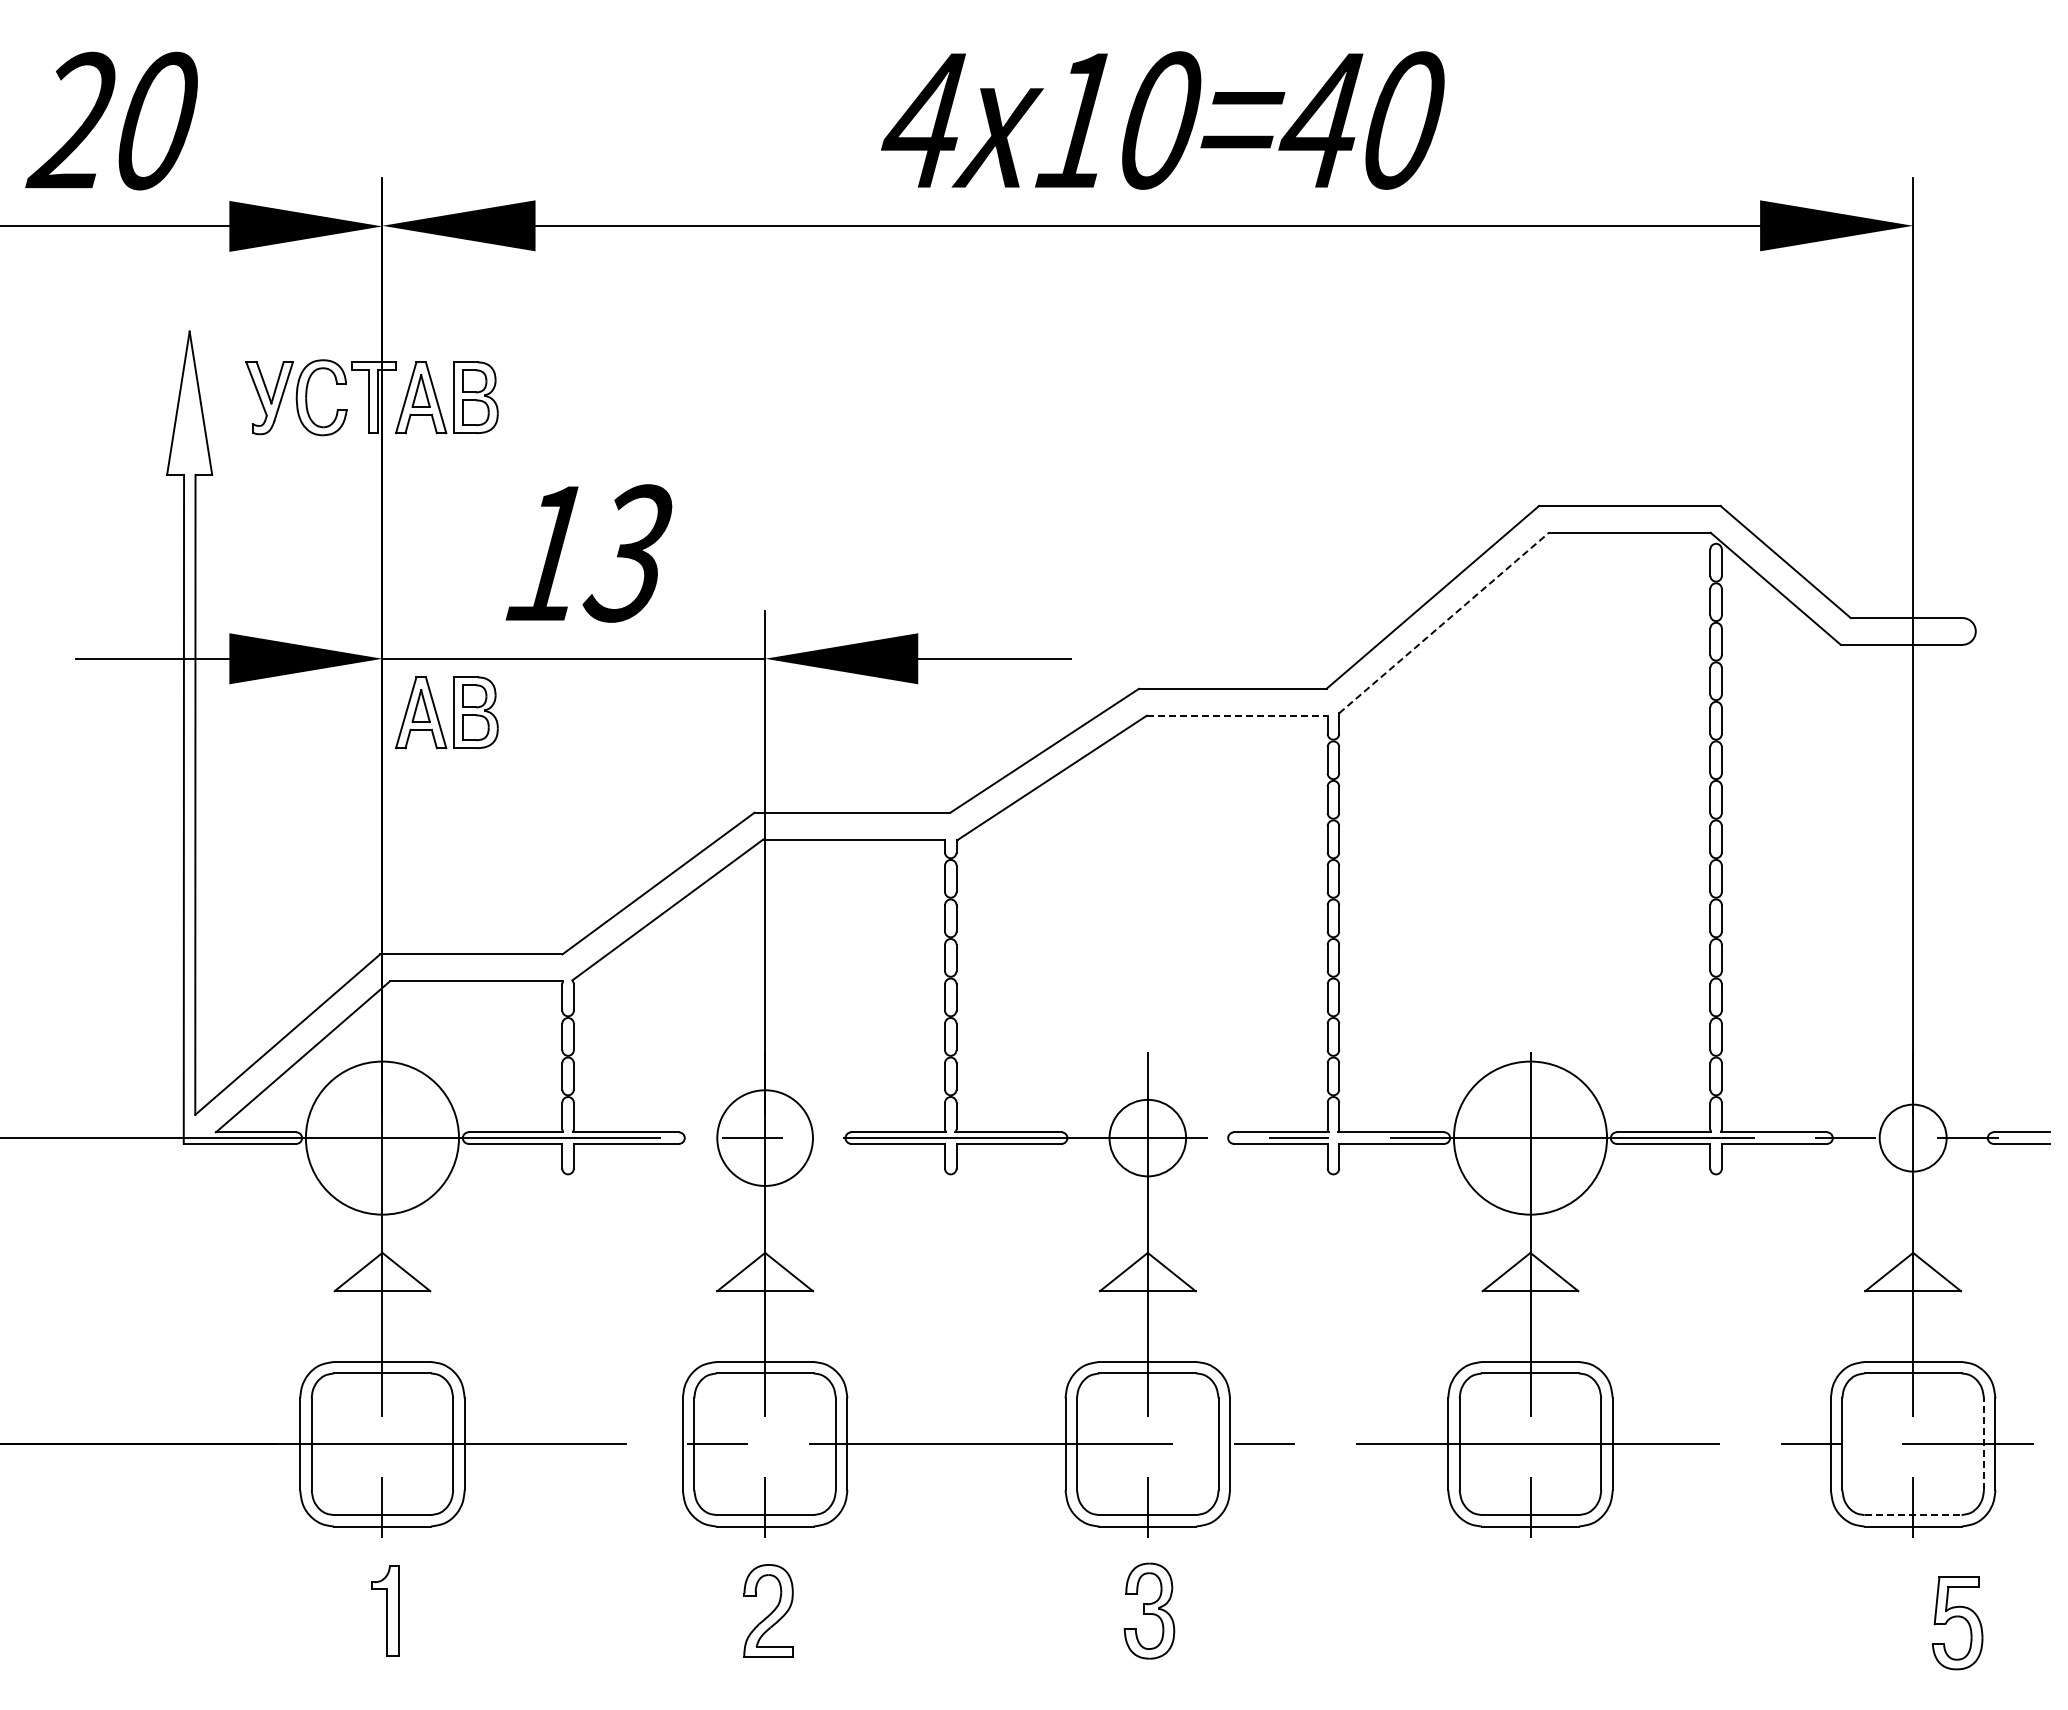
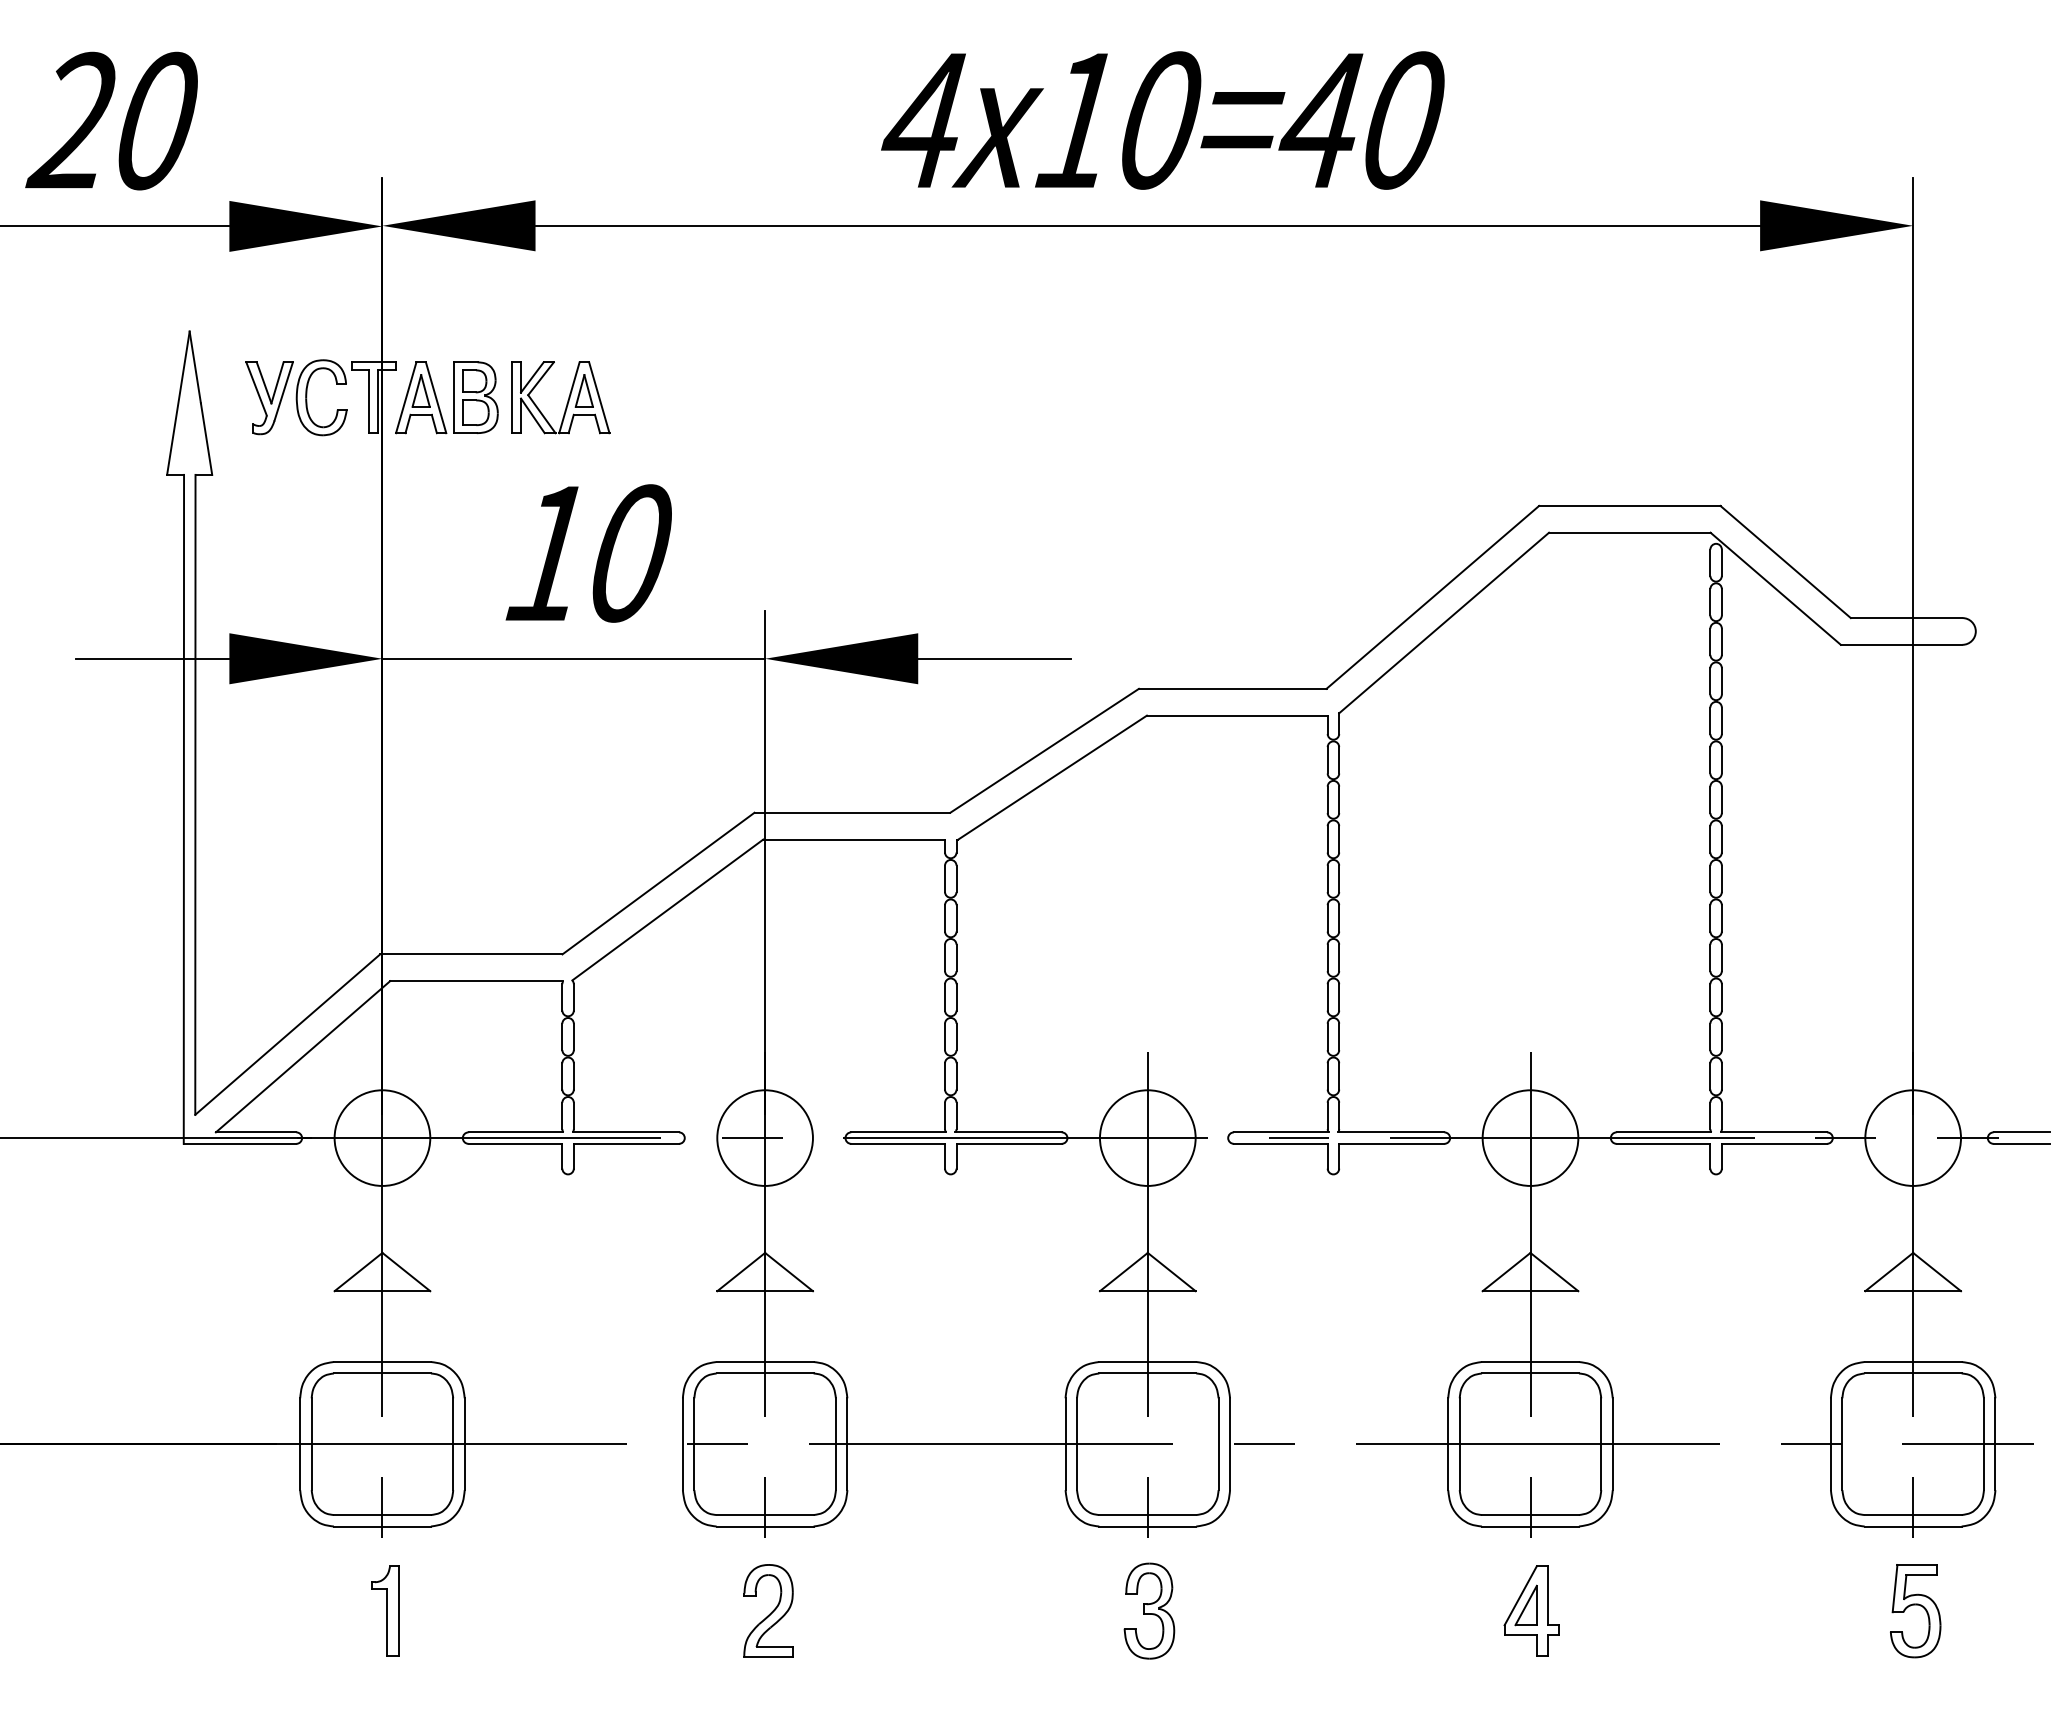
part: none -> present (567, 400)
text: 13 -> 10 (627, 553)
line: dashed -> solid (1444, 622)
part: present -> none (453, 712)
line: dashed -> solid (1237, 715)
circle diameter: 153 px -> 96 px (382, 1137)
circle diameter: 77 px -> 96 px (1147, 1137)
circle diameter: 153 px -> 96 px (1530, 1137)
circle diameter: 67 px -> 96 px (1913, 1137)
line: dashed -> solid (1983, 1444)
line: dashed -> solid (1913, 1515)
part: none -> present (1531, 1610)
part position: (1957, 1623) -> (1915, 1611) (1915, 1611)
